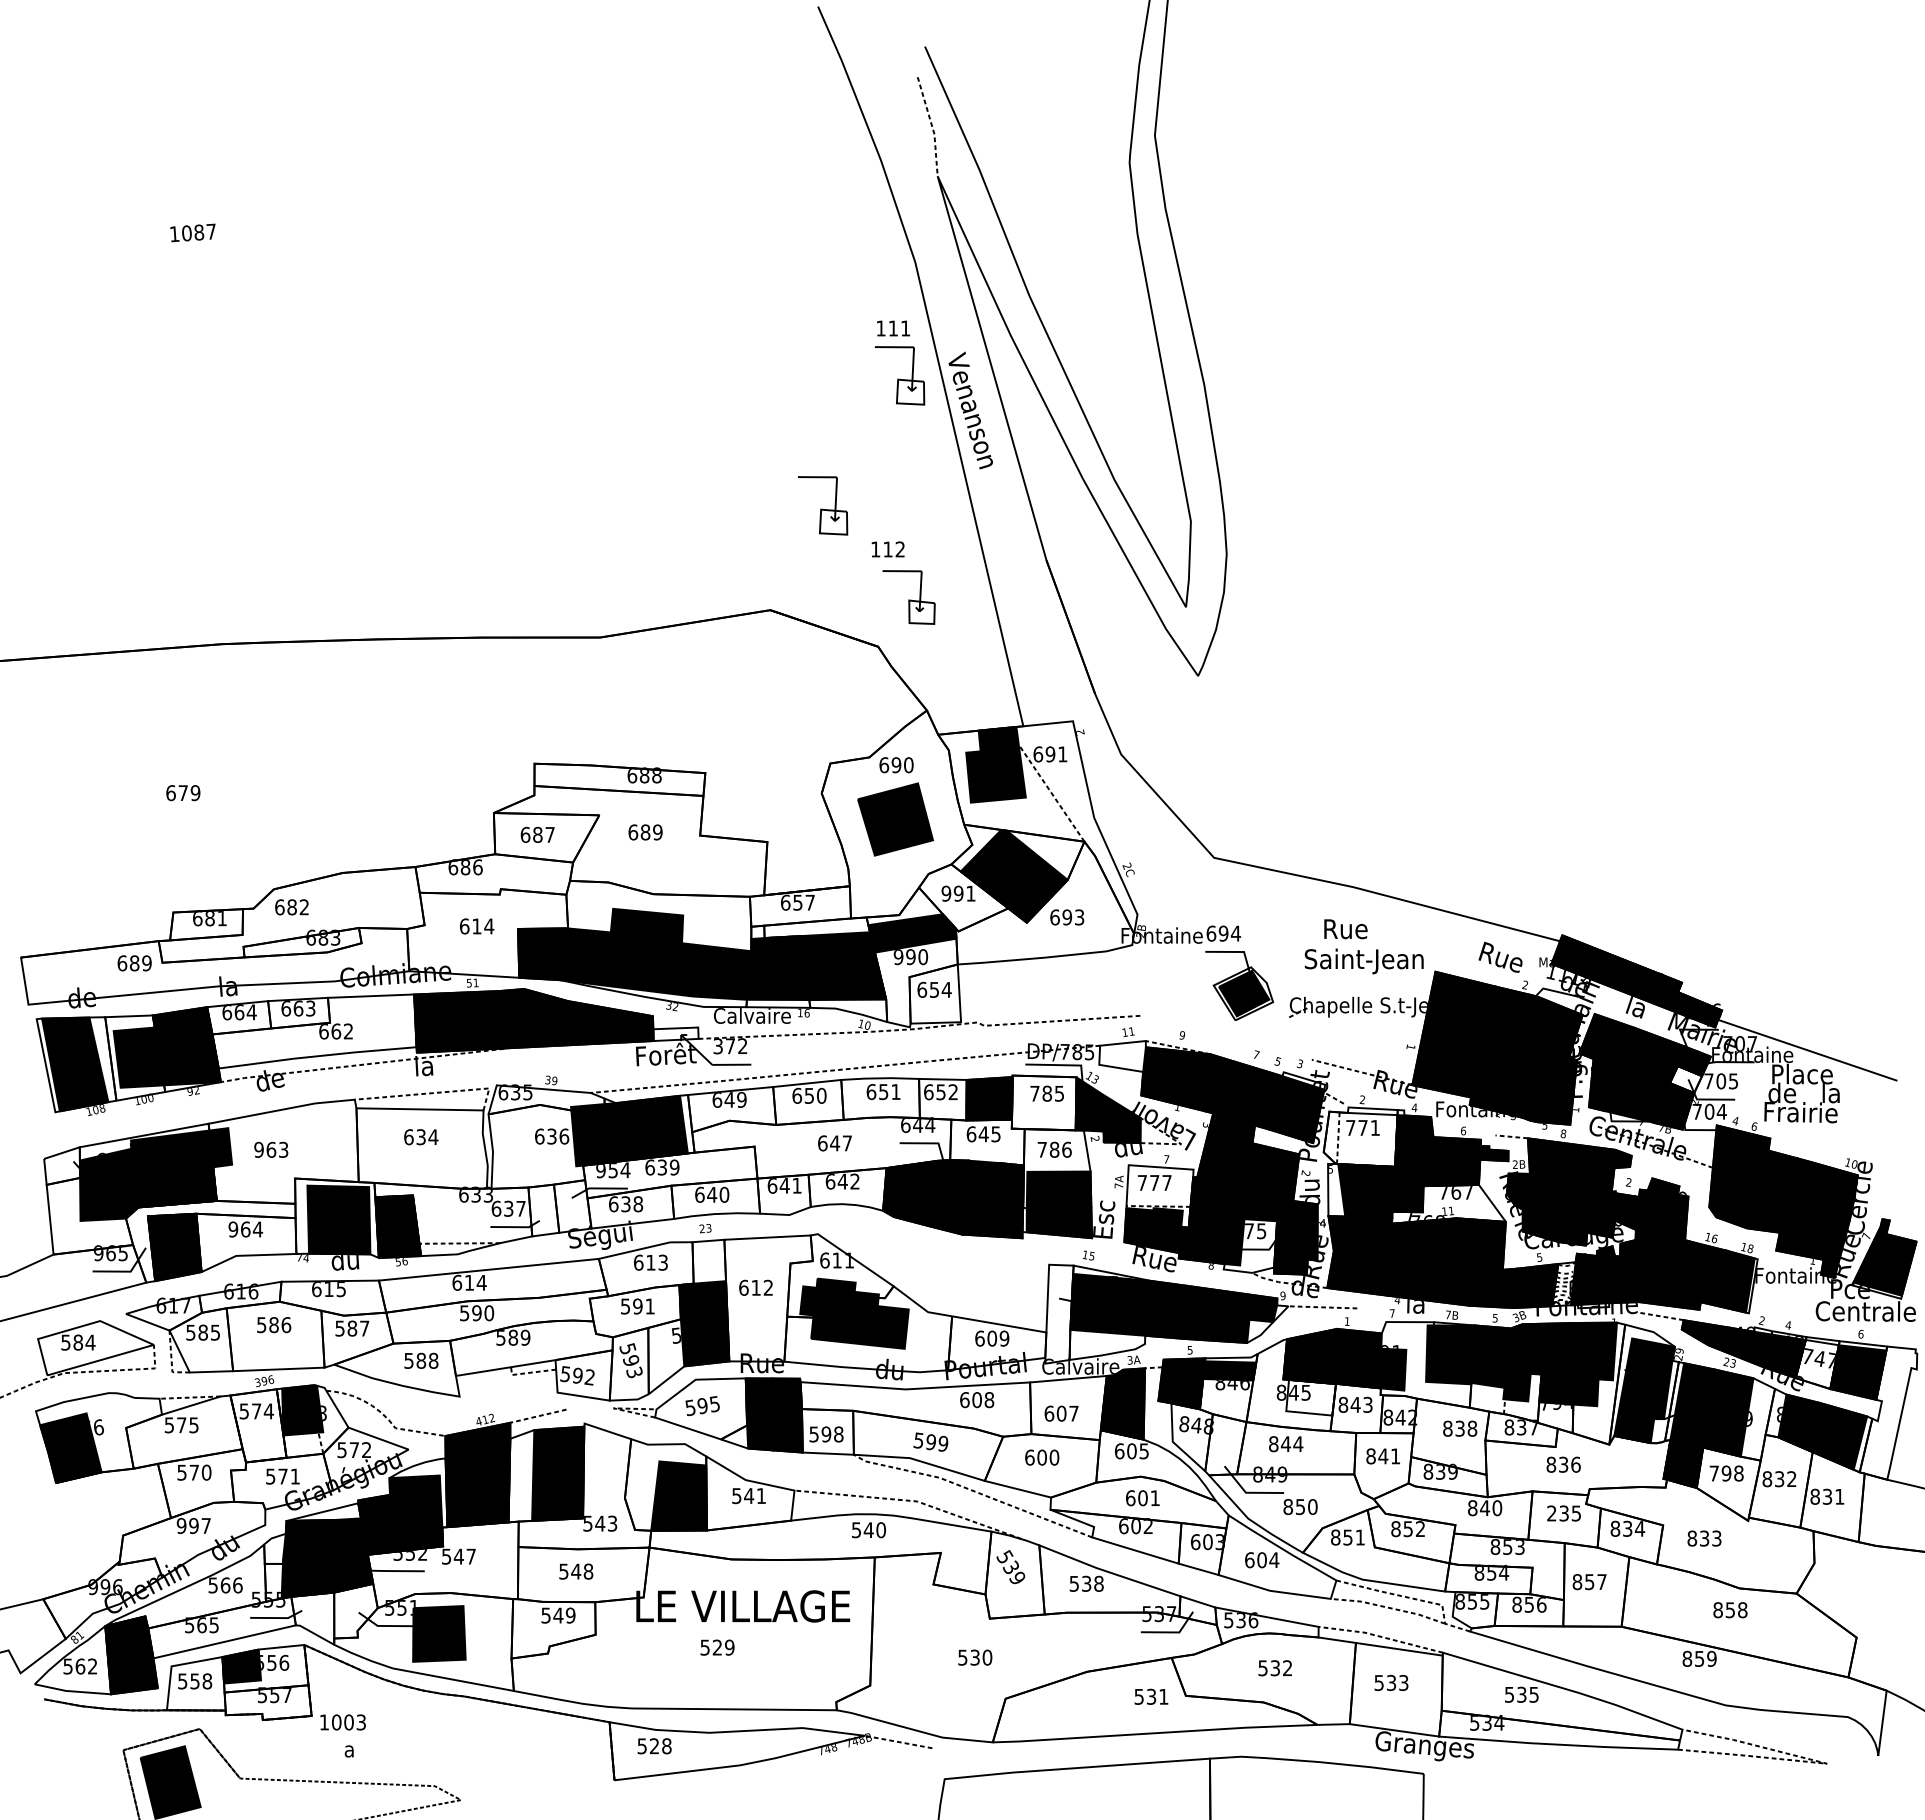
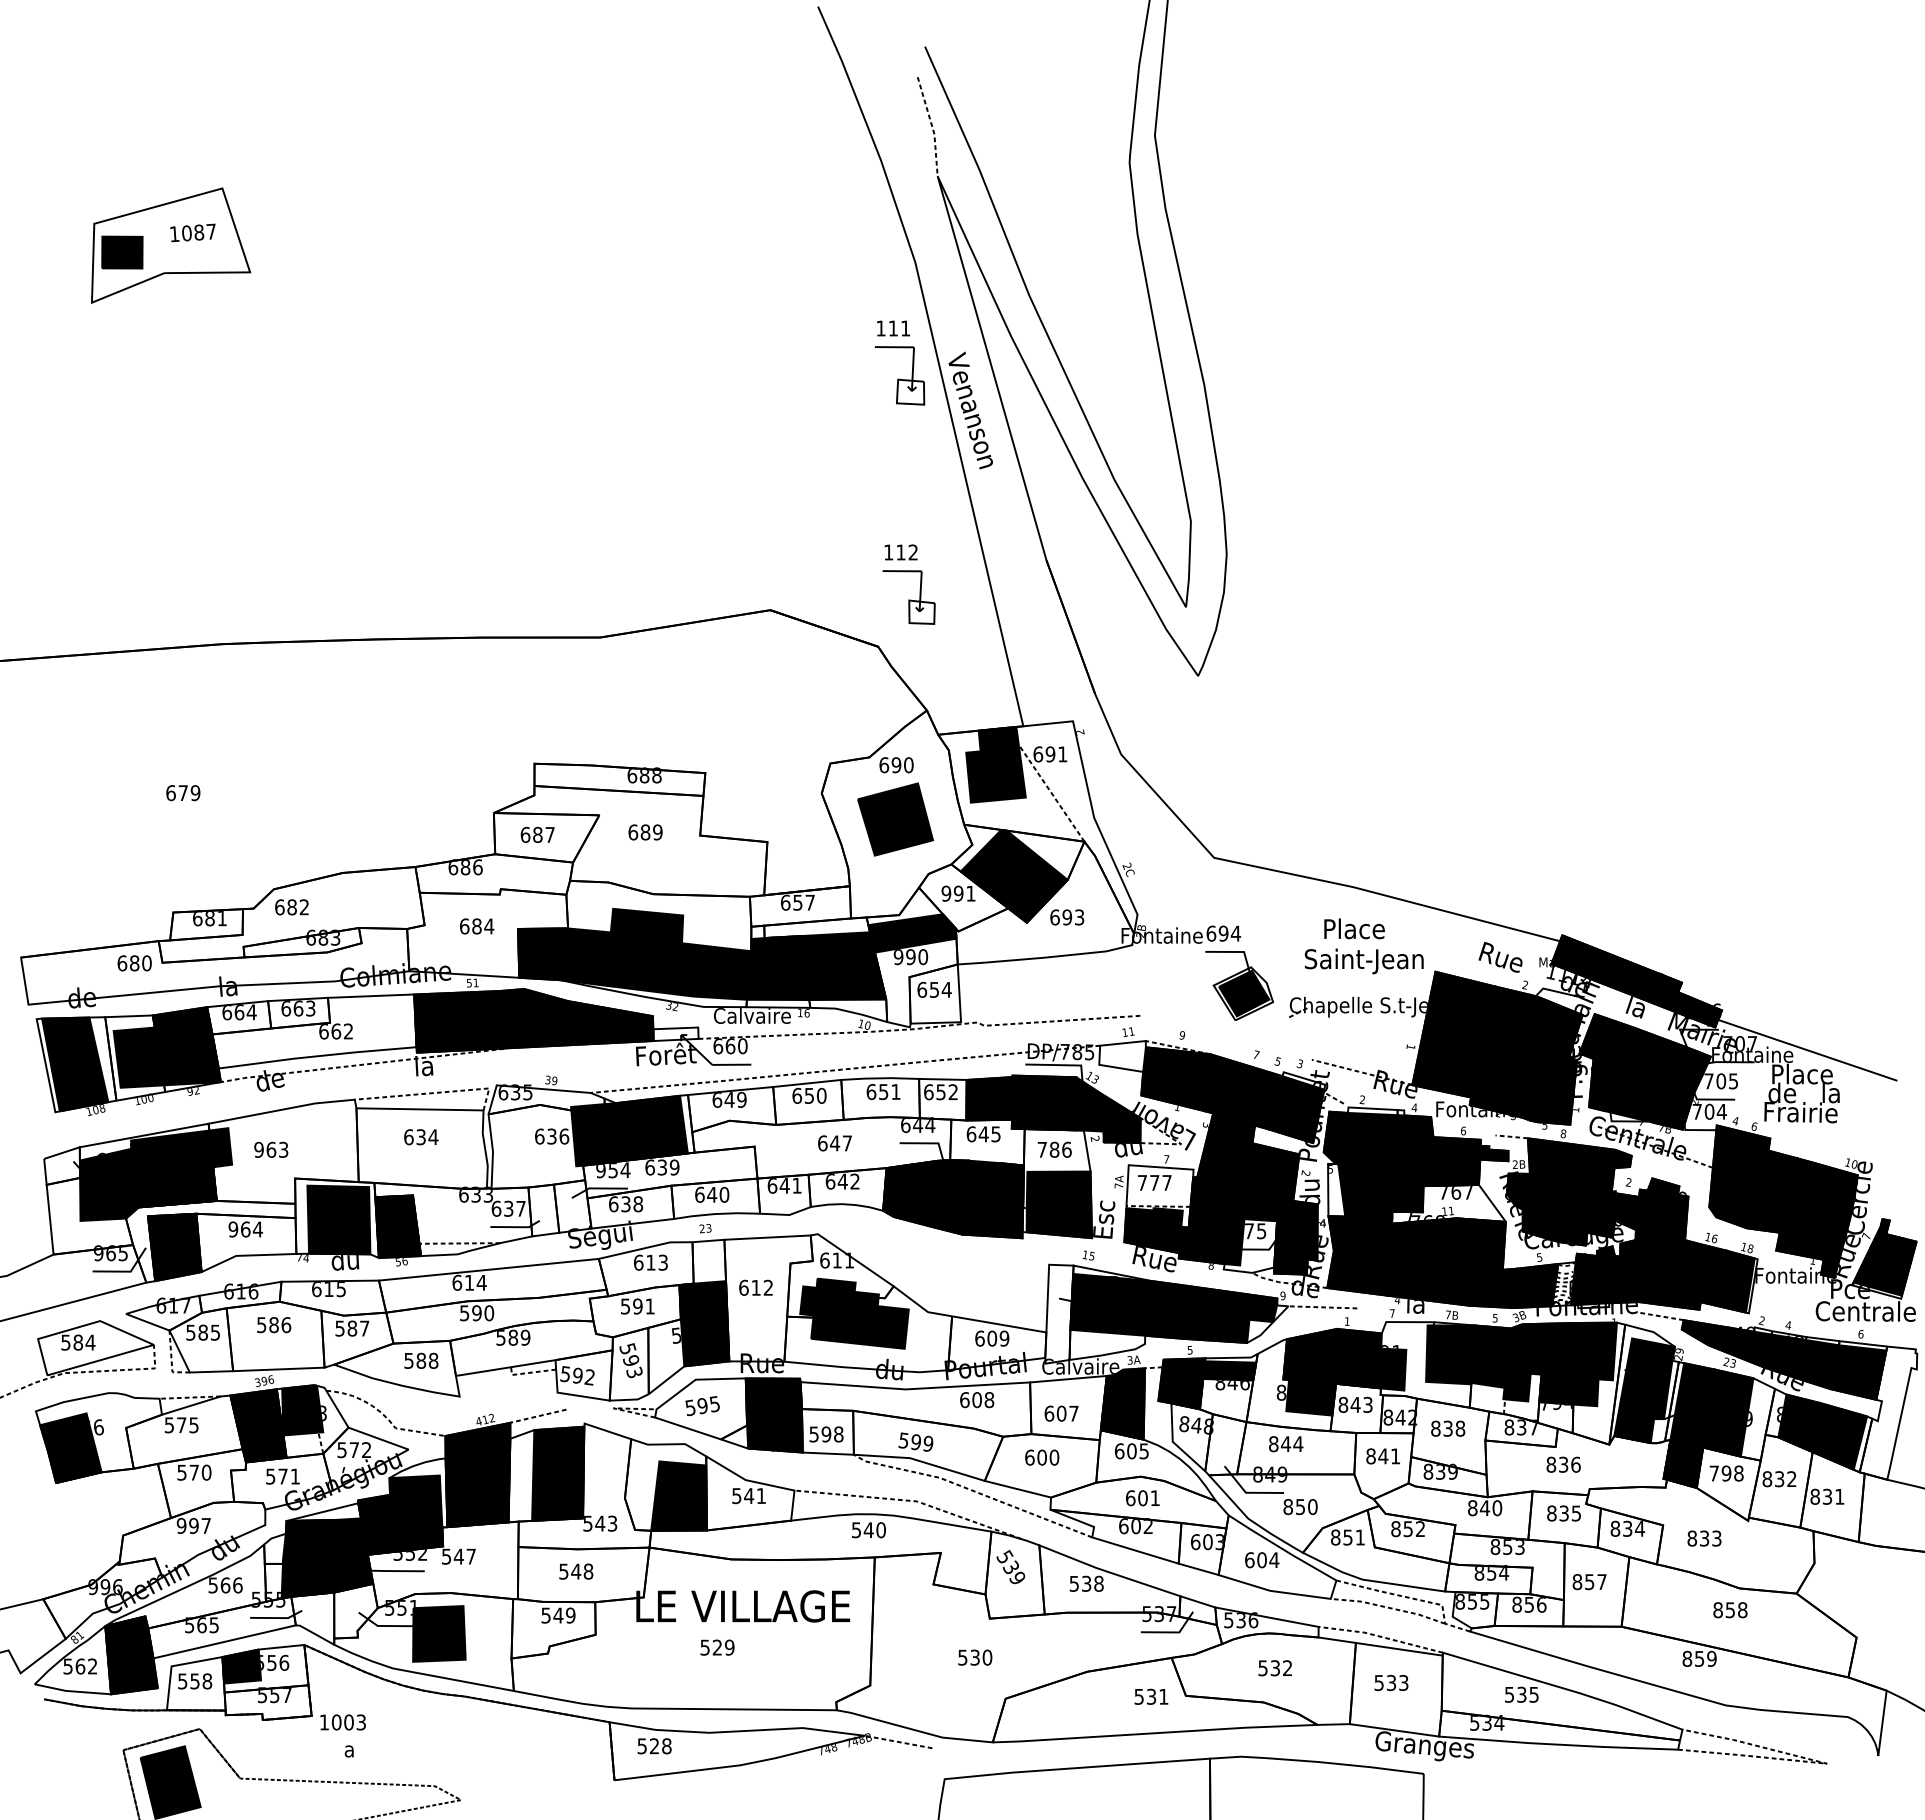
part: none -> present (171, 245)
part: present -> none (823, 505)
text position: (887, 549) -> (900, 552) (900, 552)
text: 614 -> 684 (476, 926)
text: Rue -> Place (1355, 928)
text: 689 -> 680 (146, 963)
text: 372 -> 660 (730, 1046)
fill: none -> present (1685, 1079)
fill: none -> present (1043, 1102)
fill: none -> present (1360, 1138)
fill: none -> present (1816, 1364)
fill: none -> present (1311, 1397)
fill: none -> present (258, 1425)
text position: (1460, 1428) -> (1448, 1428) (1448, 1428)
text position: (930, 1441) -> (915, 1441) (915, 1441)
text: 235 -> 835 (1551, 1513)
